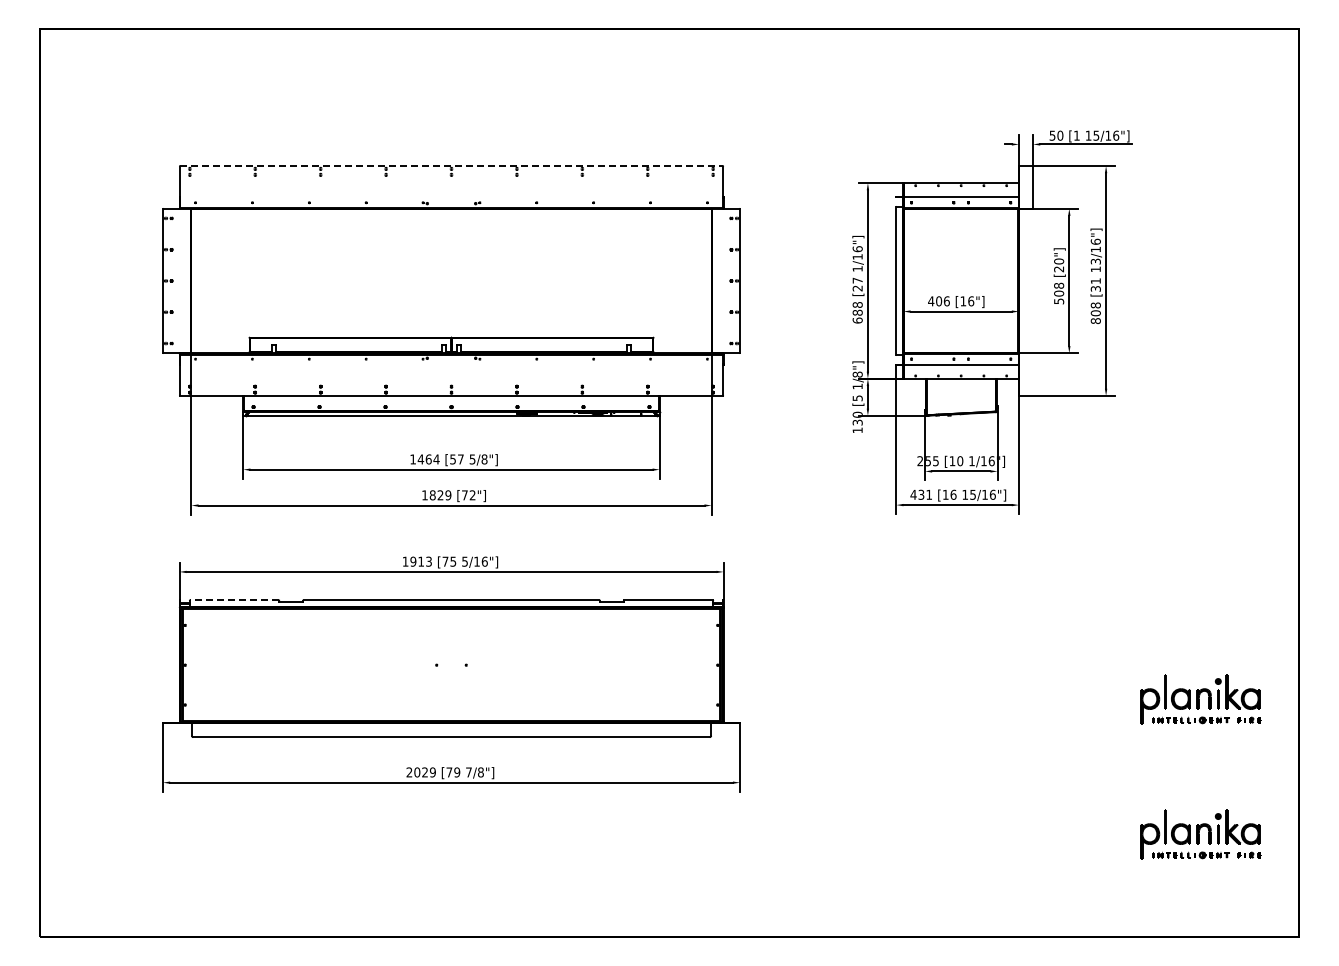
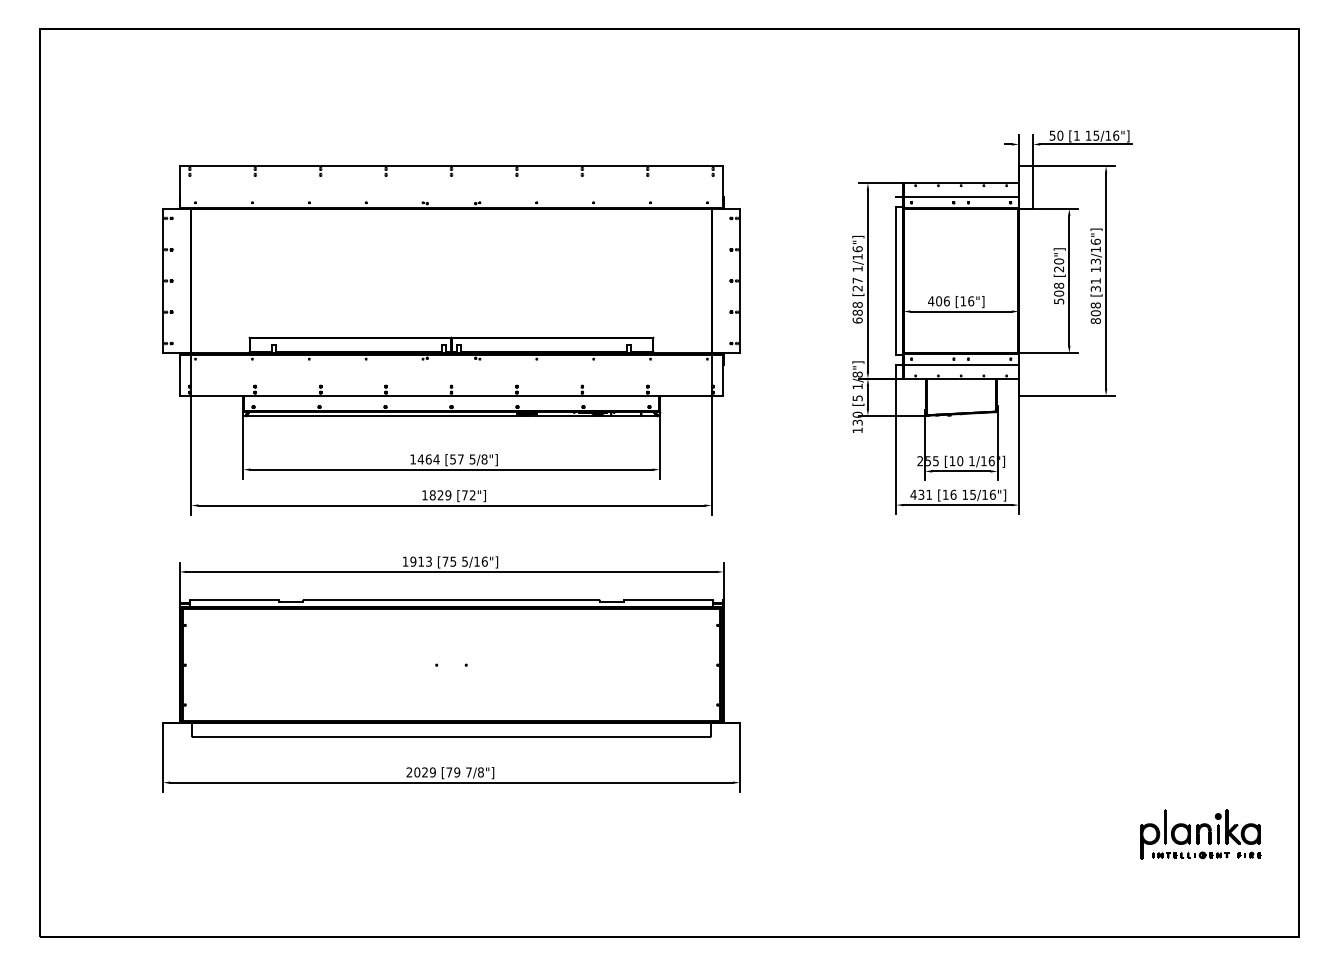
line: dashed -> solid (452, 166)
line: dashed -> solid (234, 600)
part: present -> none (1200, 699)
